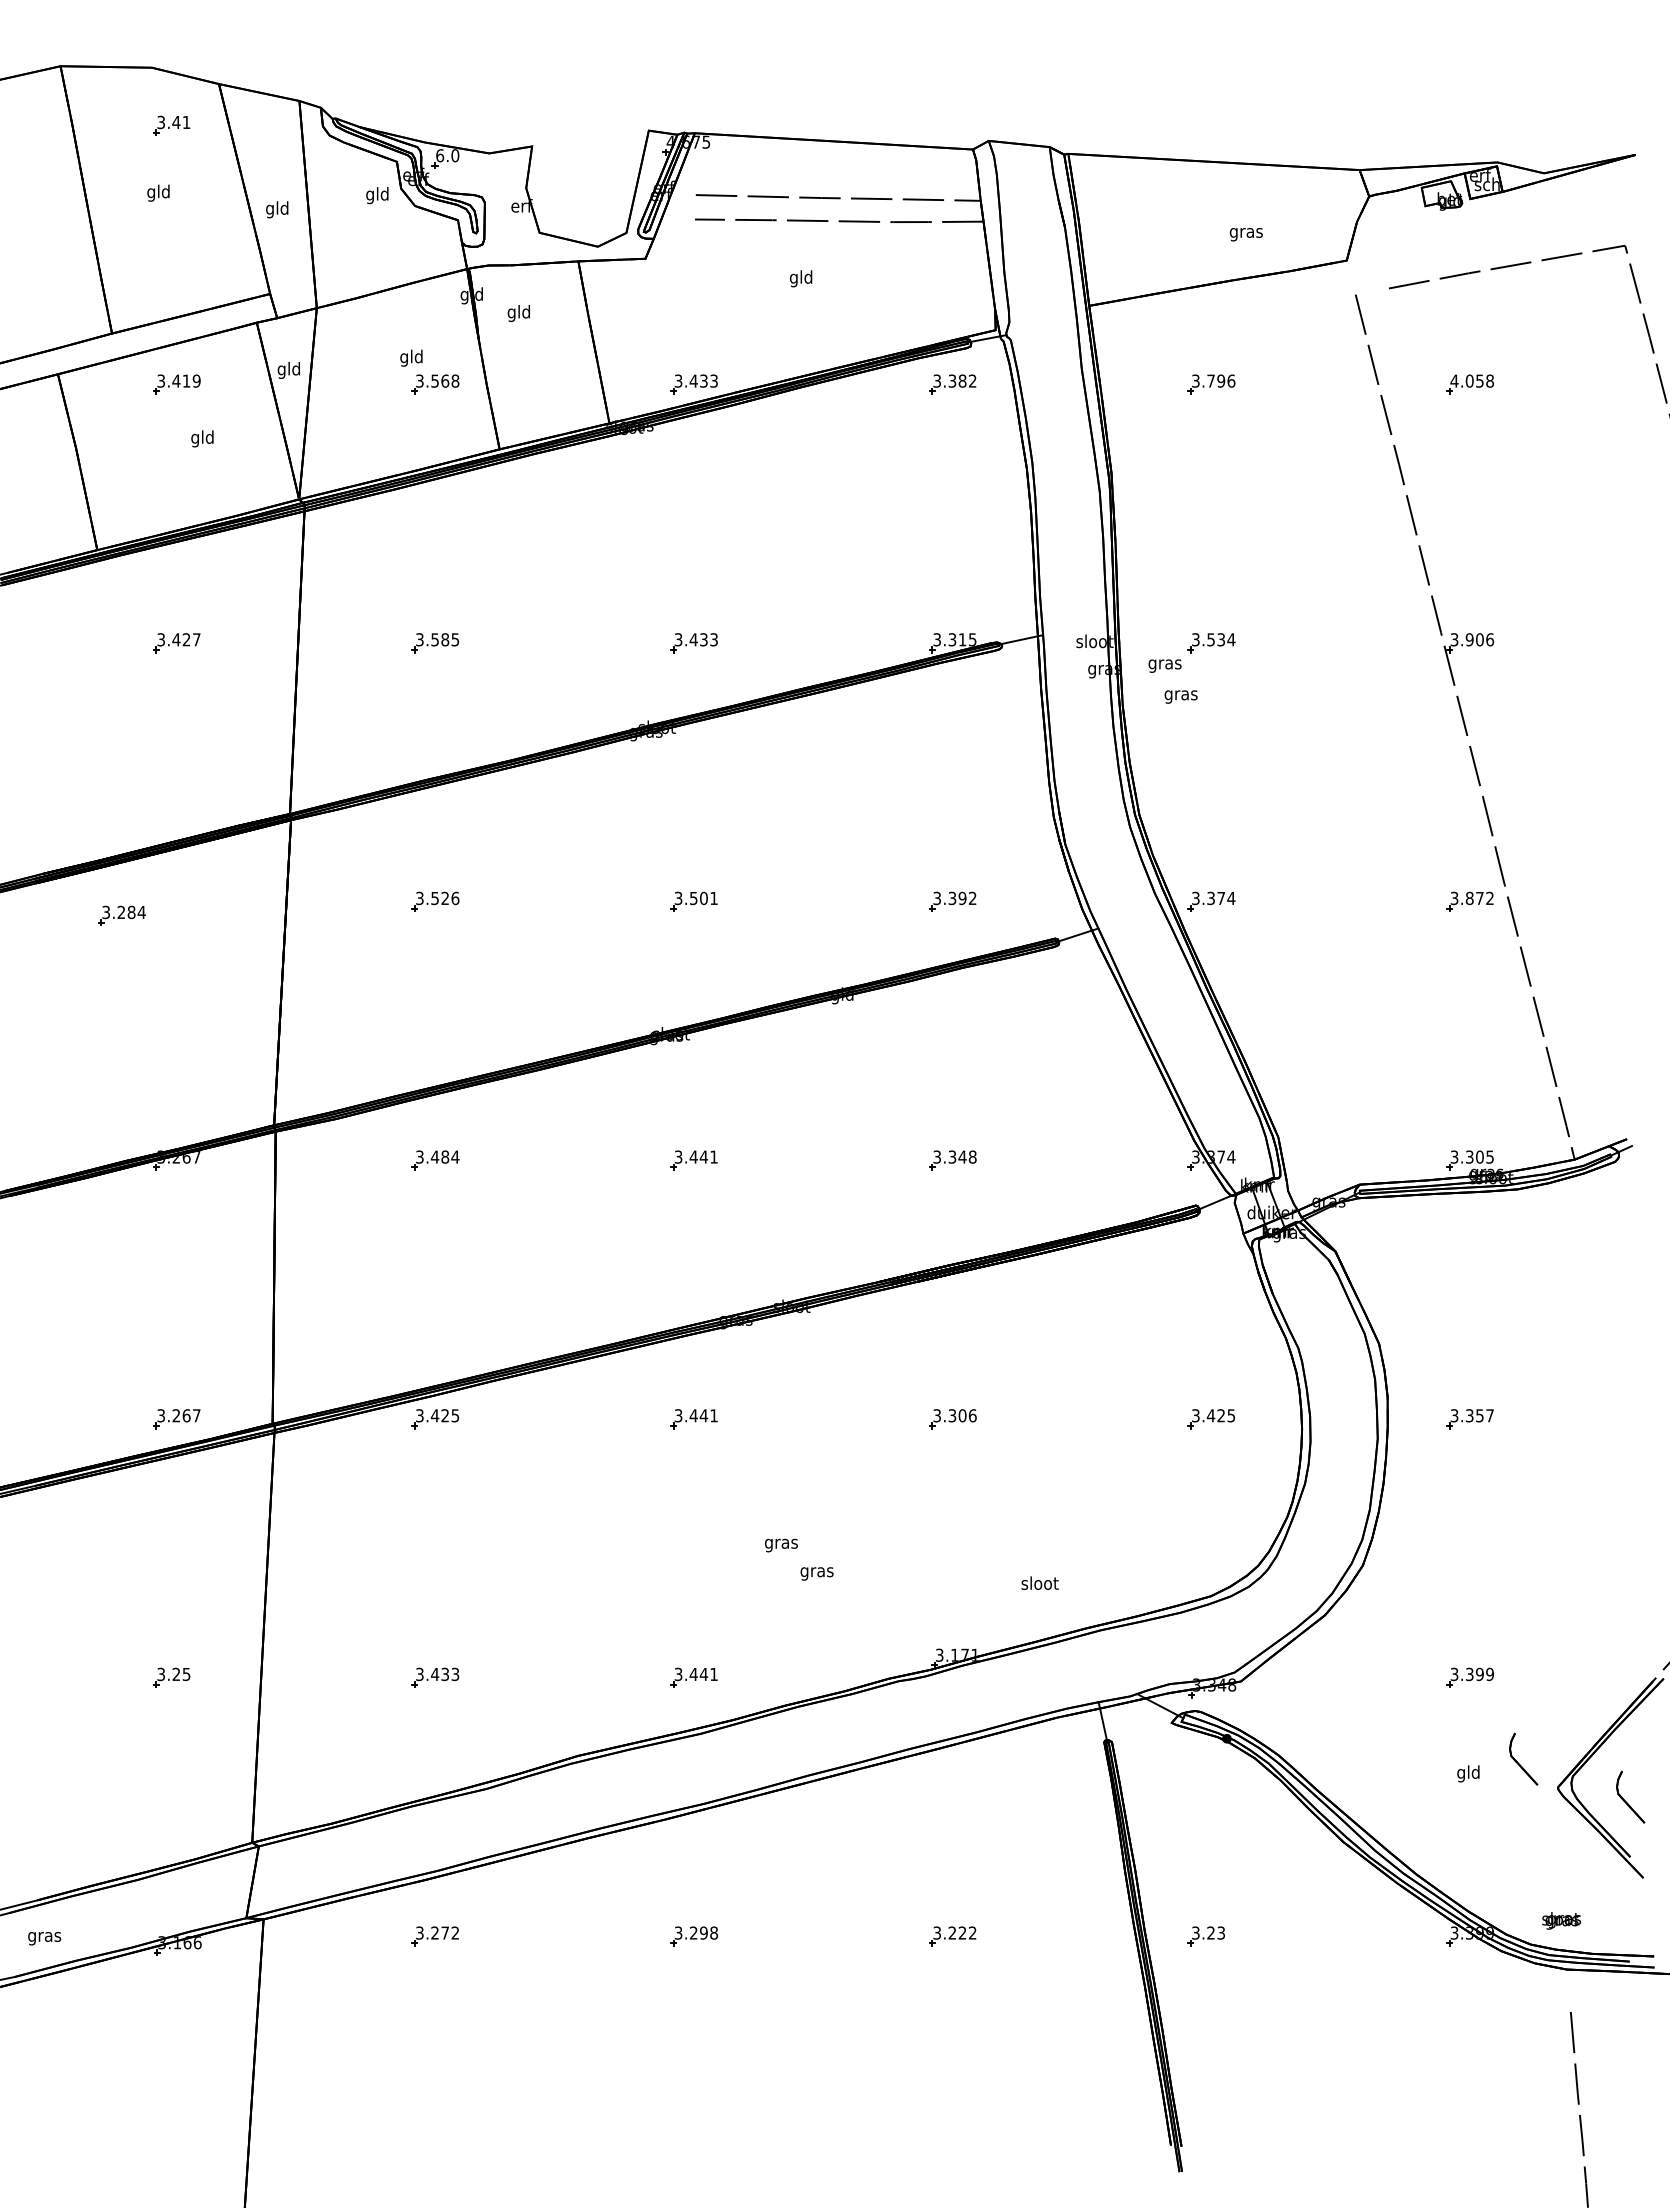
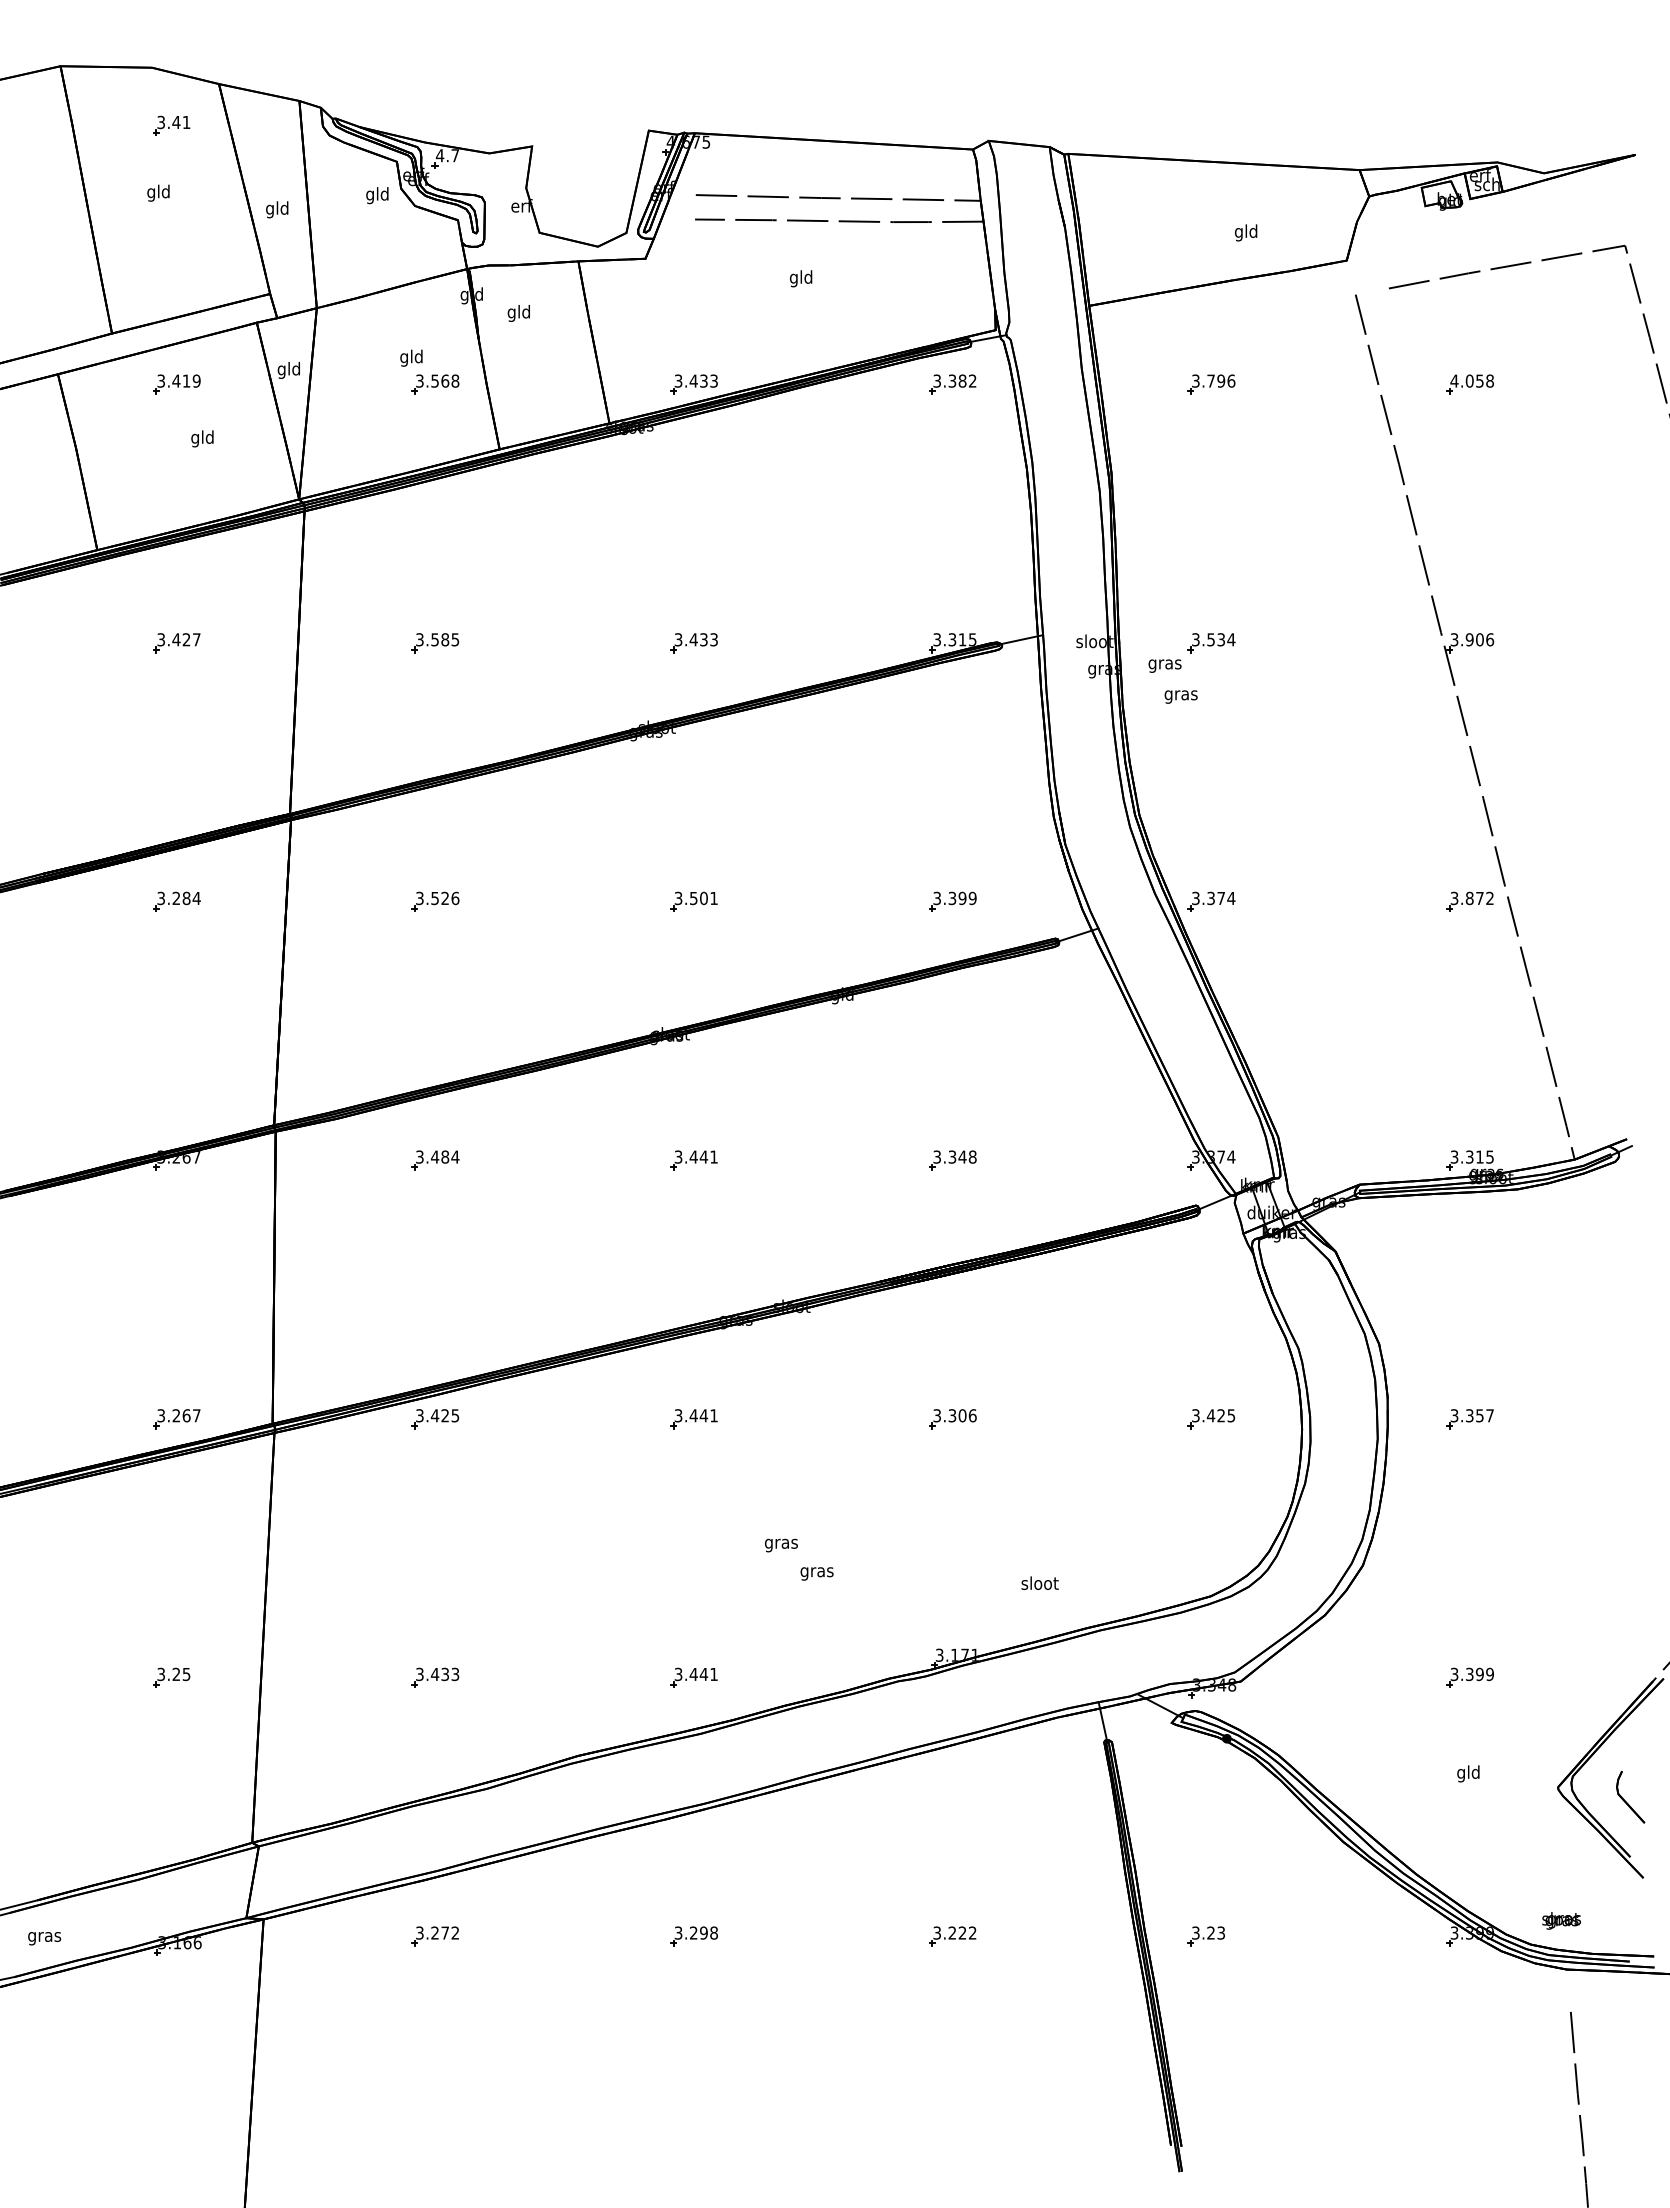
text: 6.0 -> 4.7 (447, 155)
text: gras -> gld (1245, 232)
text: 3.392 -> 3.399 (972, 898)
part position: (121, 915) -> (176, 901) (176, 901)
text: 3.305 -> 3.315 (1479, 1156)
part: present -> none (1518, 1762)
